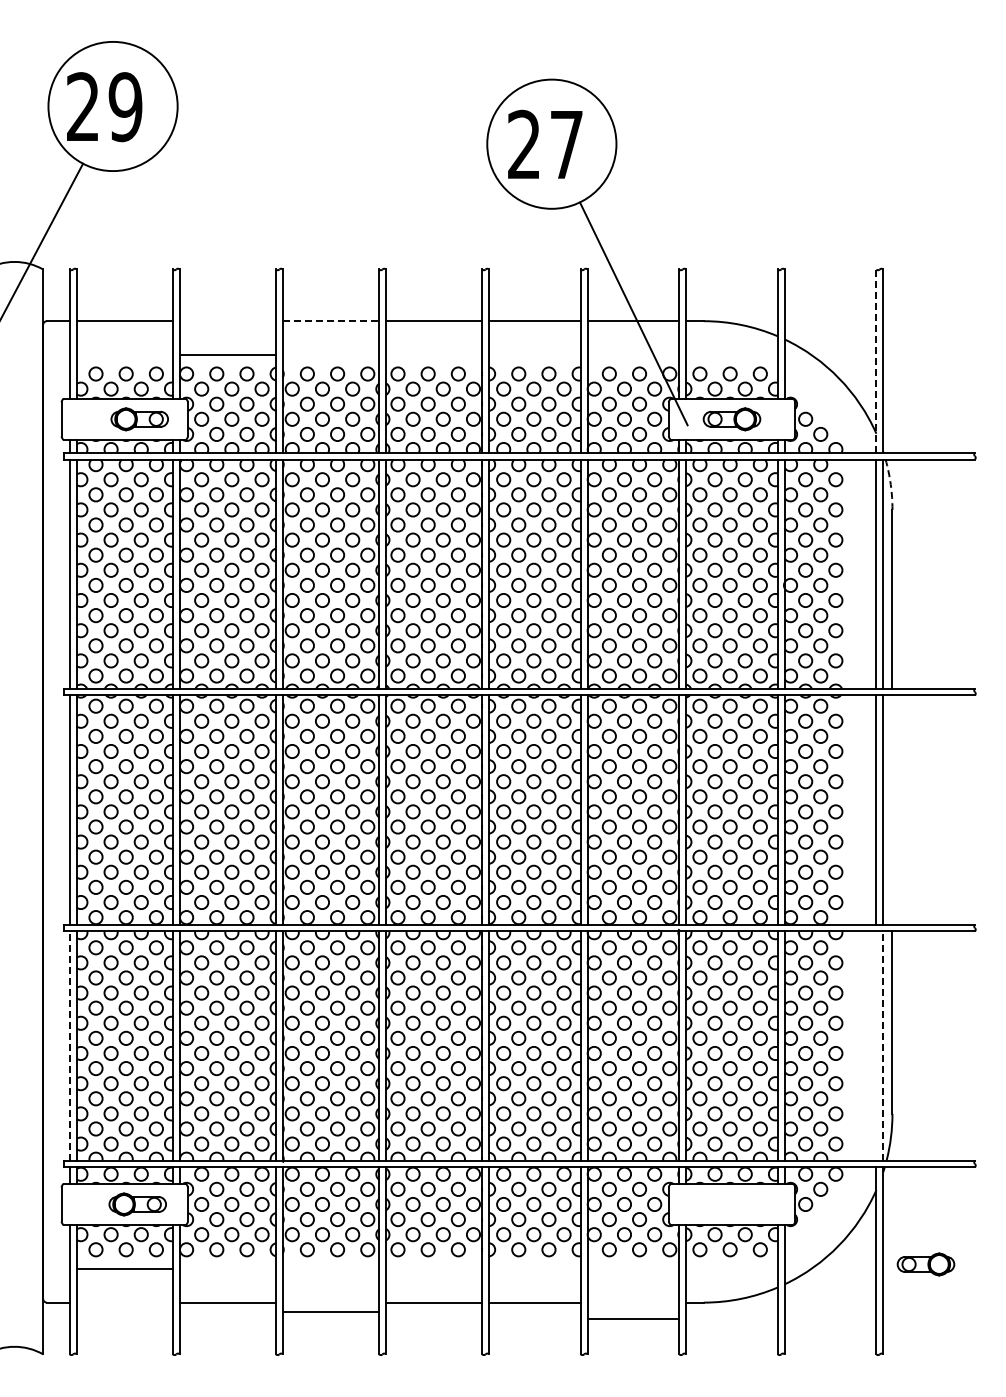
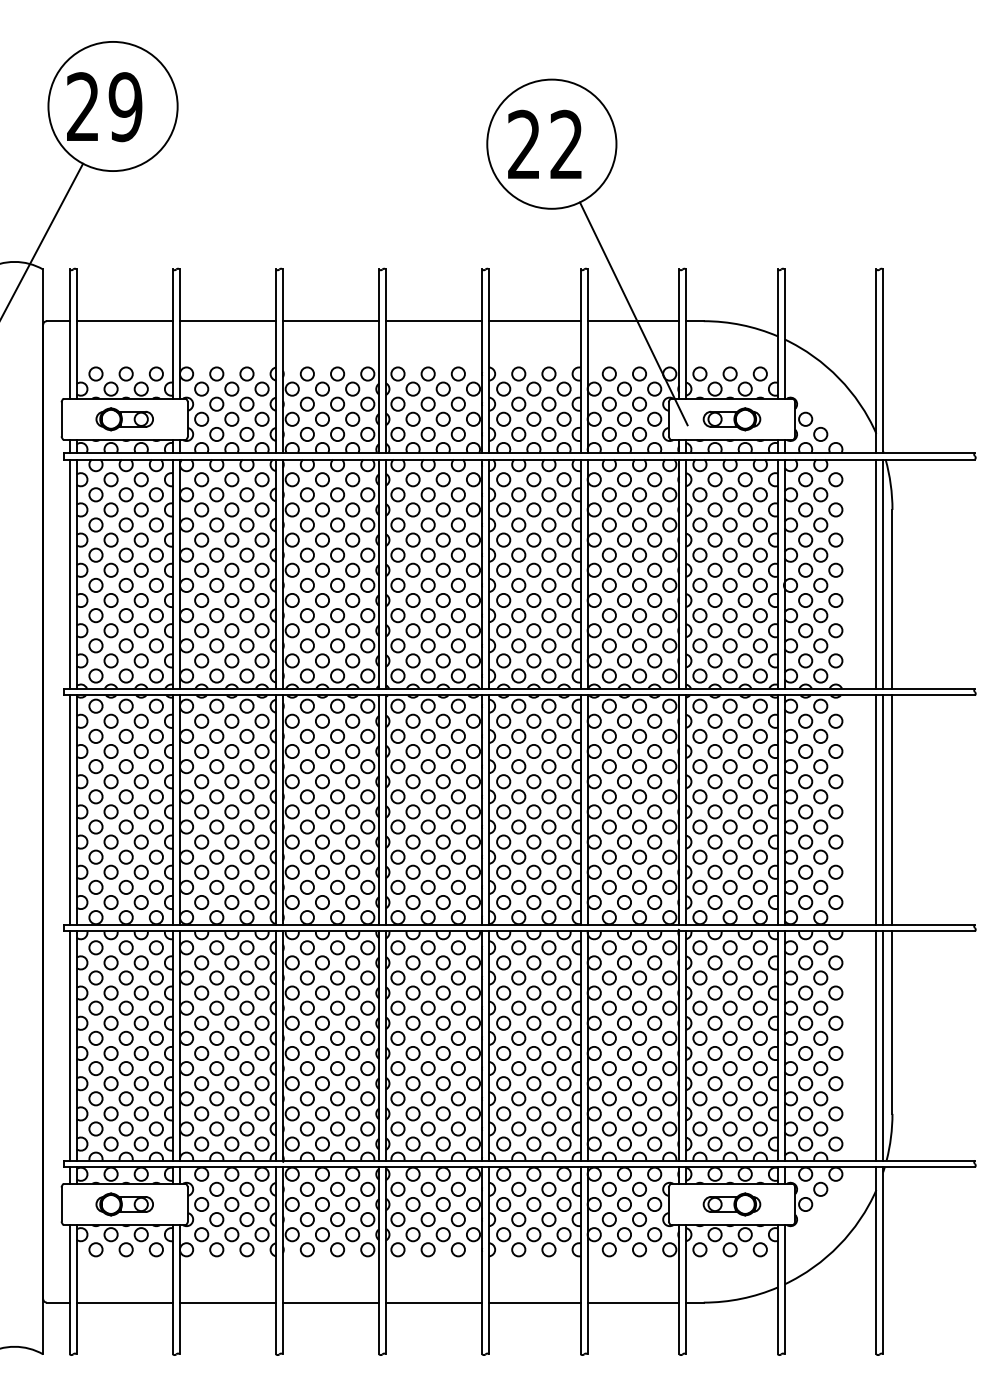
text: 27 -> 22 (566, 143)
line: dashed -> solid (331, 321)
line position: (227, 355) -> (227, 321) (227, 321)
line: dashed -> solid (876, 361)
part position: (139, 419) -> (124, 419) (124, 419)
arc: dashed -> solid (890, 484)
line: none -> present (892, 809)
line: dashed -> solid (69, 1045)
line: none -> present (876, 1045)
line: dashed -> solid (883, 1045)
part position: (137, 1204) -> (124, 1204) (124, 1204)
part position: (925, 1264) -> (731, 1204) (731, 1204)
line position: (124, 1268) -> (124, 1302) (124, 1302)
line position: (330, 1311) -> (330, 1302) (330, 1302)
line position: (633, 1318) -> (633, 1302) (633, 1302)
